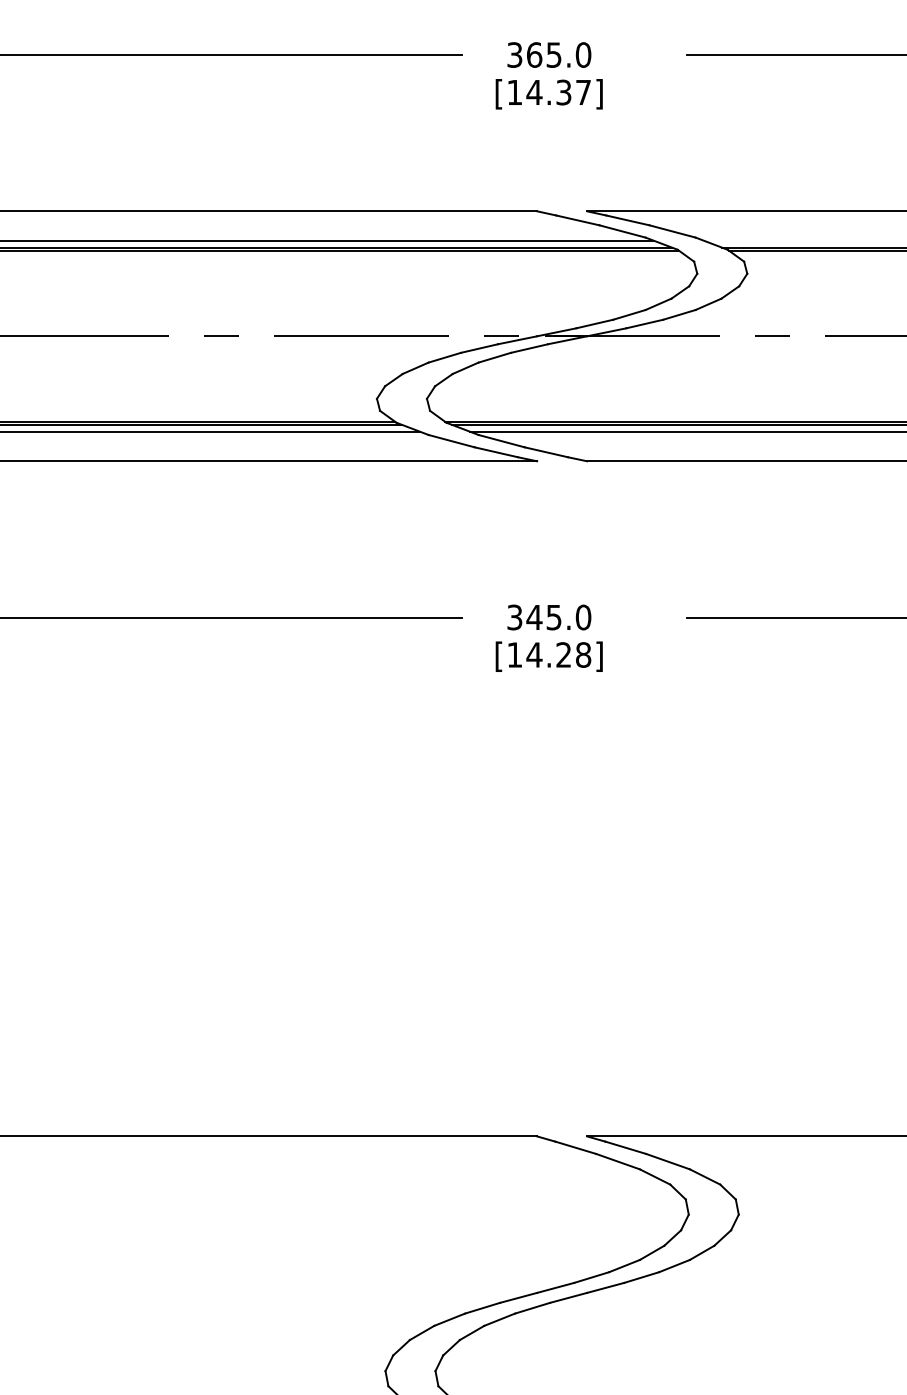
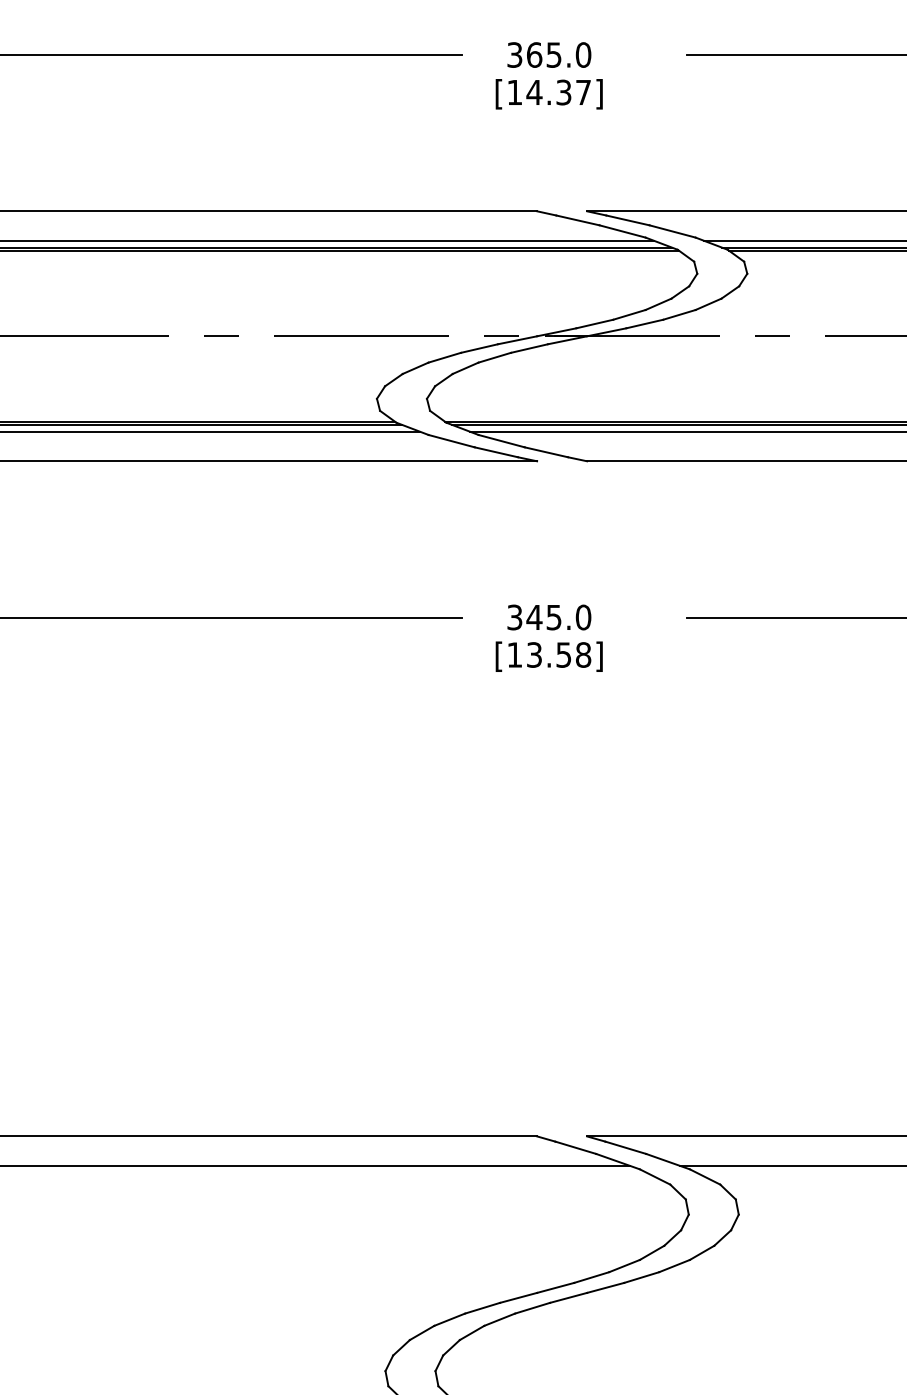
line: none -> present (803, 240)
text: [14.28] -> [13.58] (548, 654)
line: none -> present (316, 1165)
line: none -> present (791, 1165)
